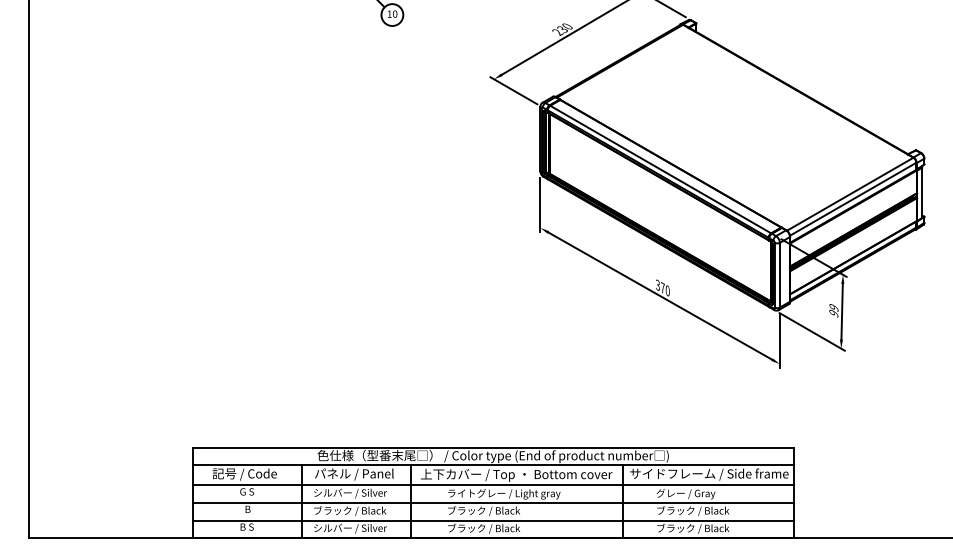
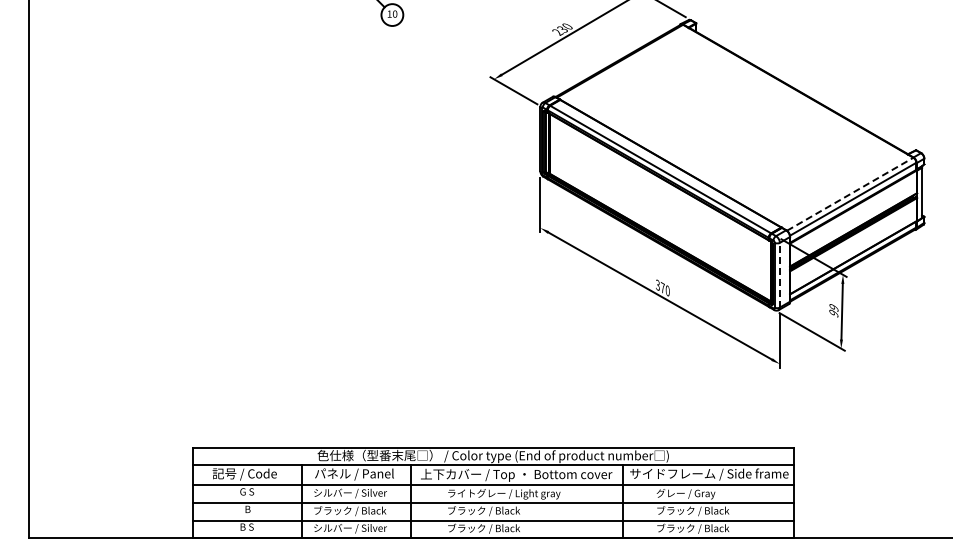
line: solid -> dashed (850, 194)
line: solid -> dashed (779, 274)
